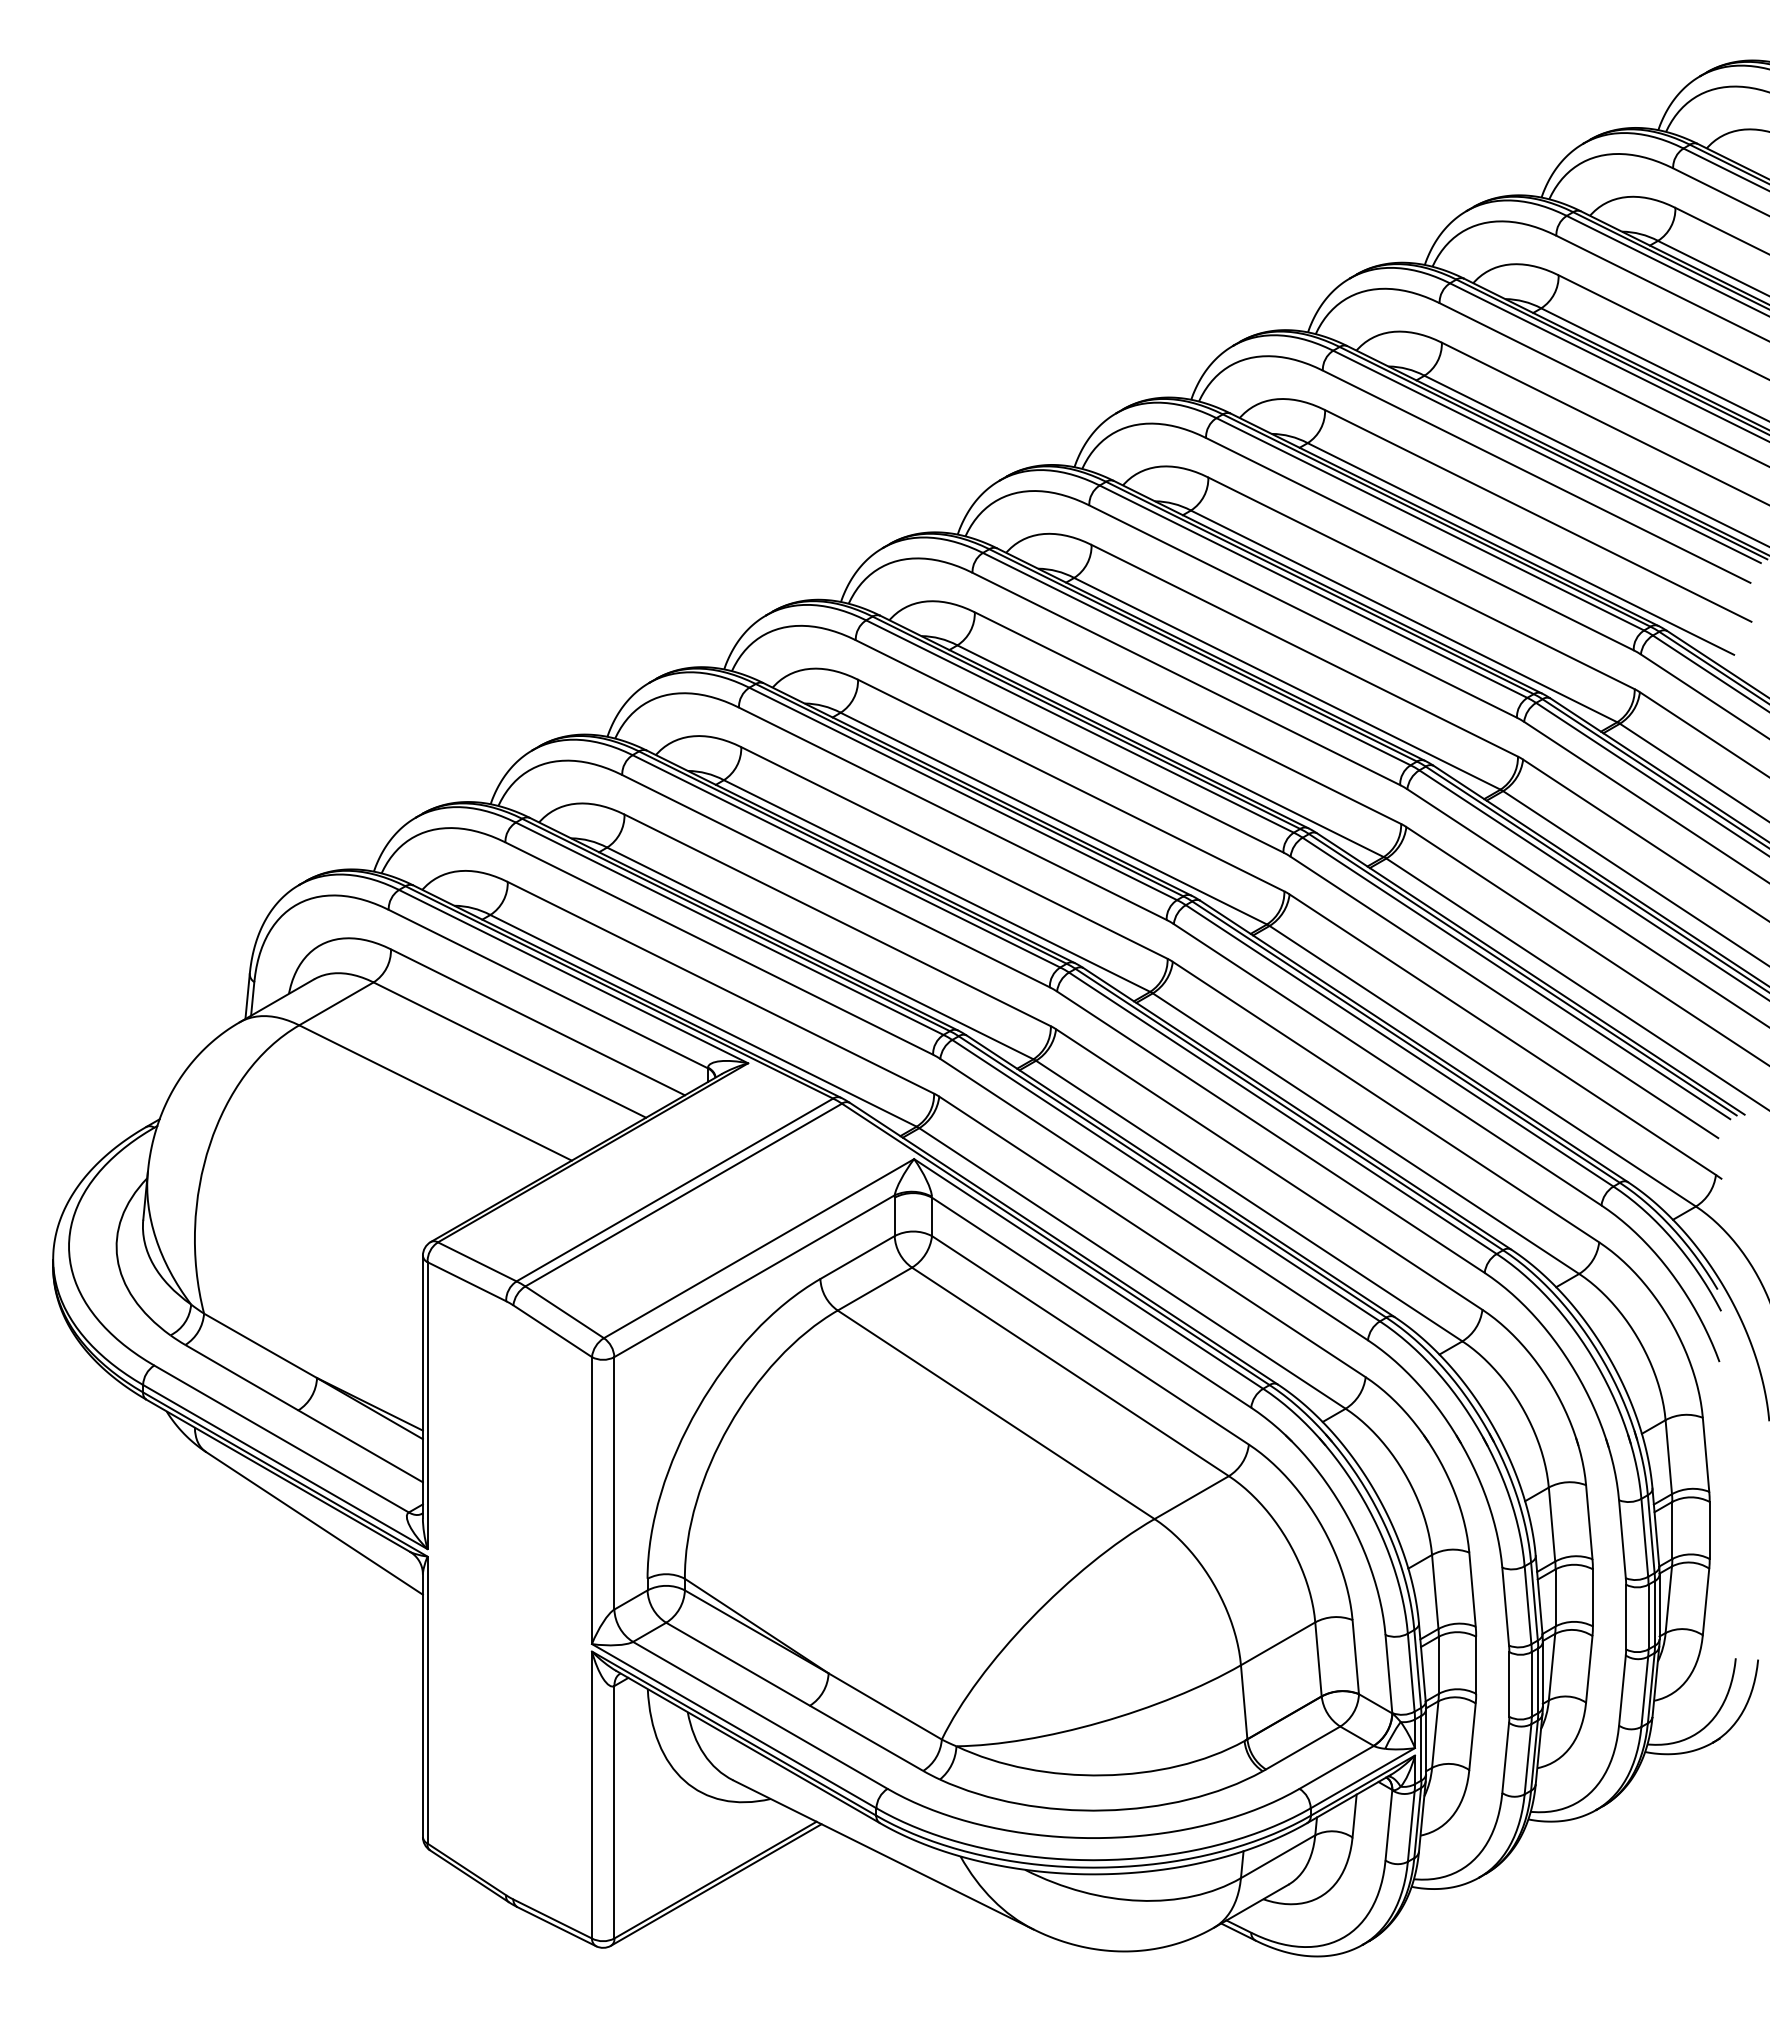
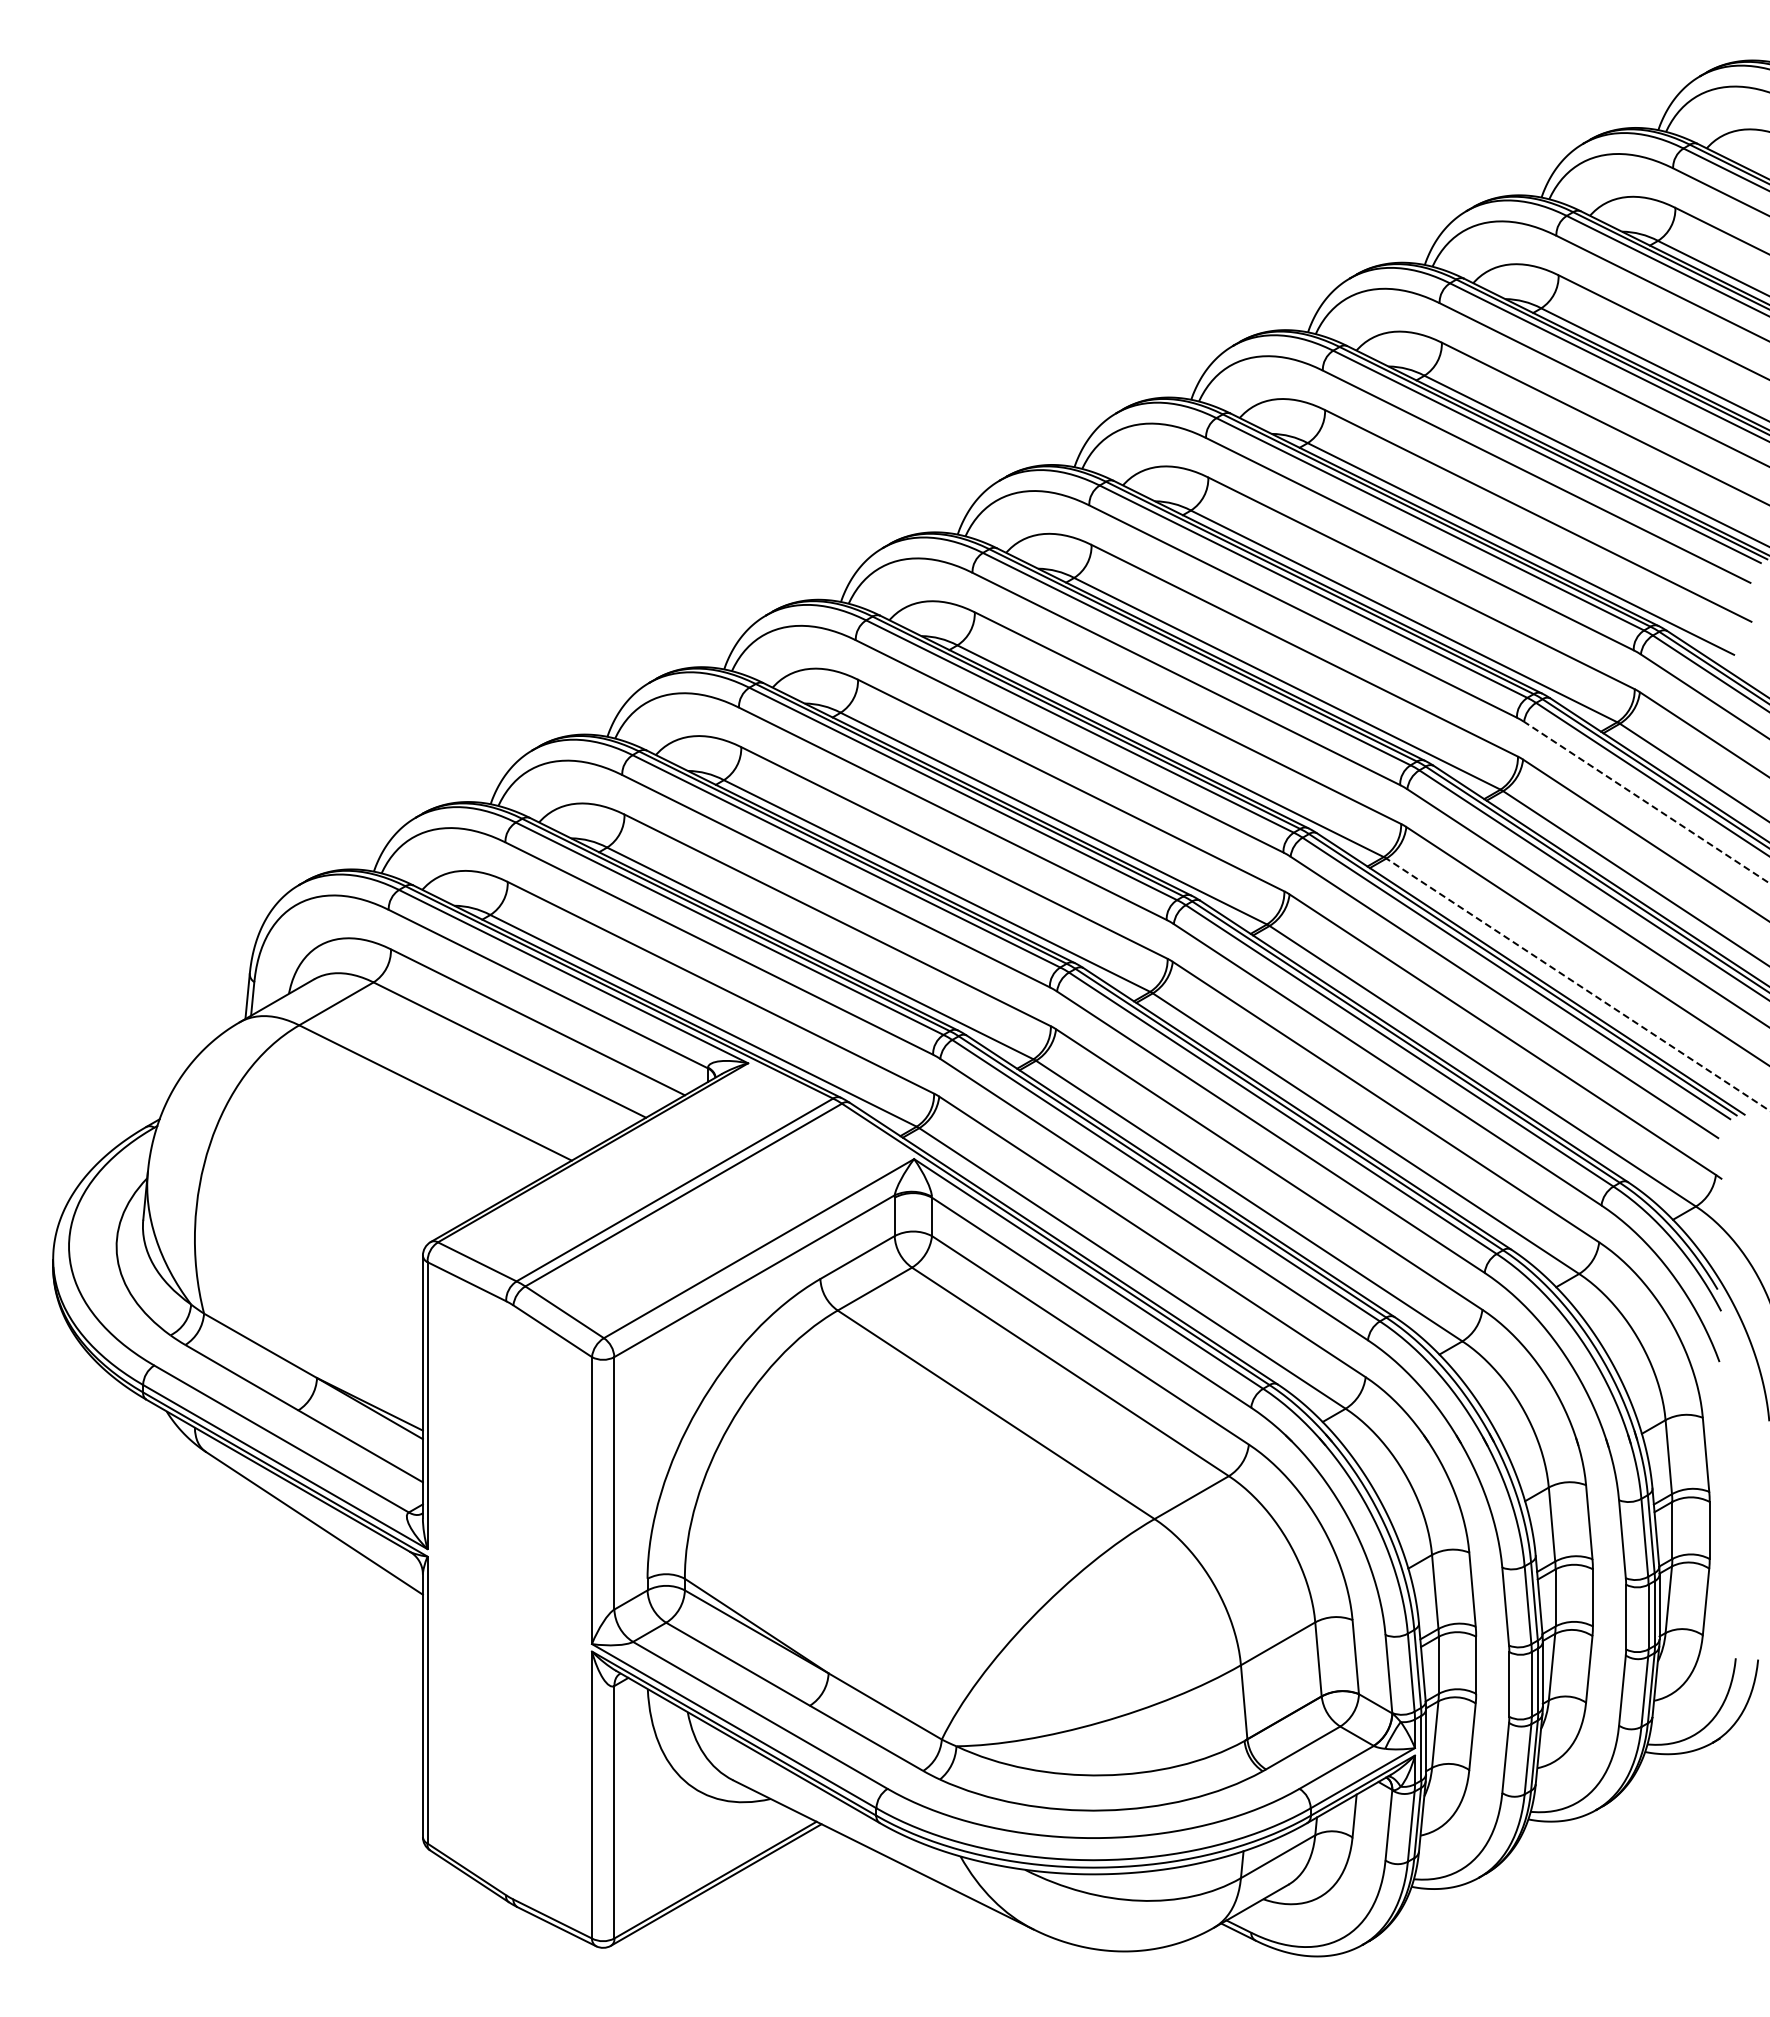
line: solid -> dashed (1646, 802)
line: solid -> dashed (1577, 984)
